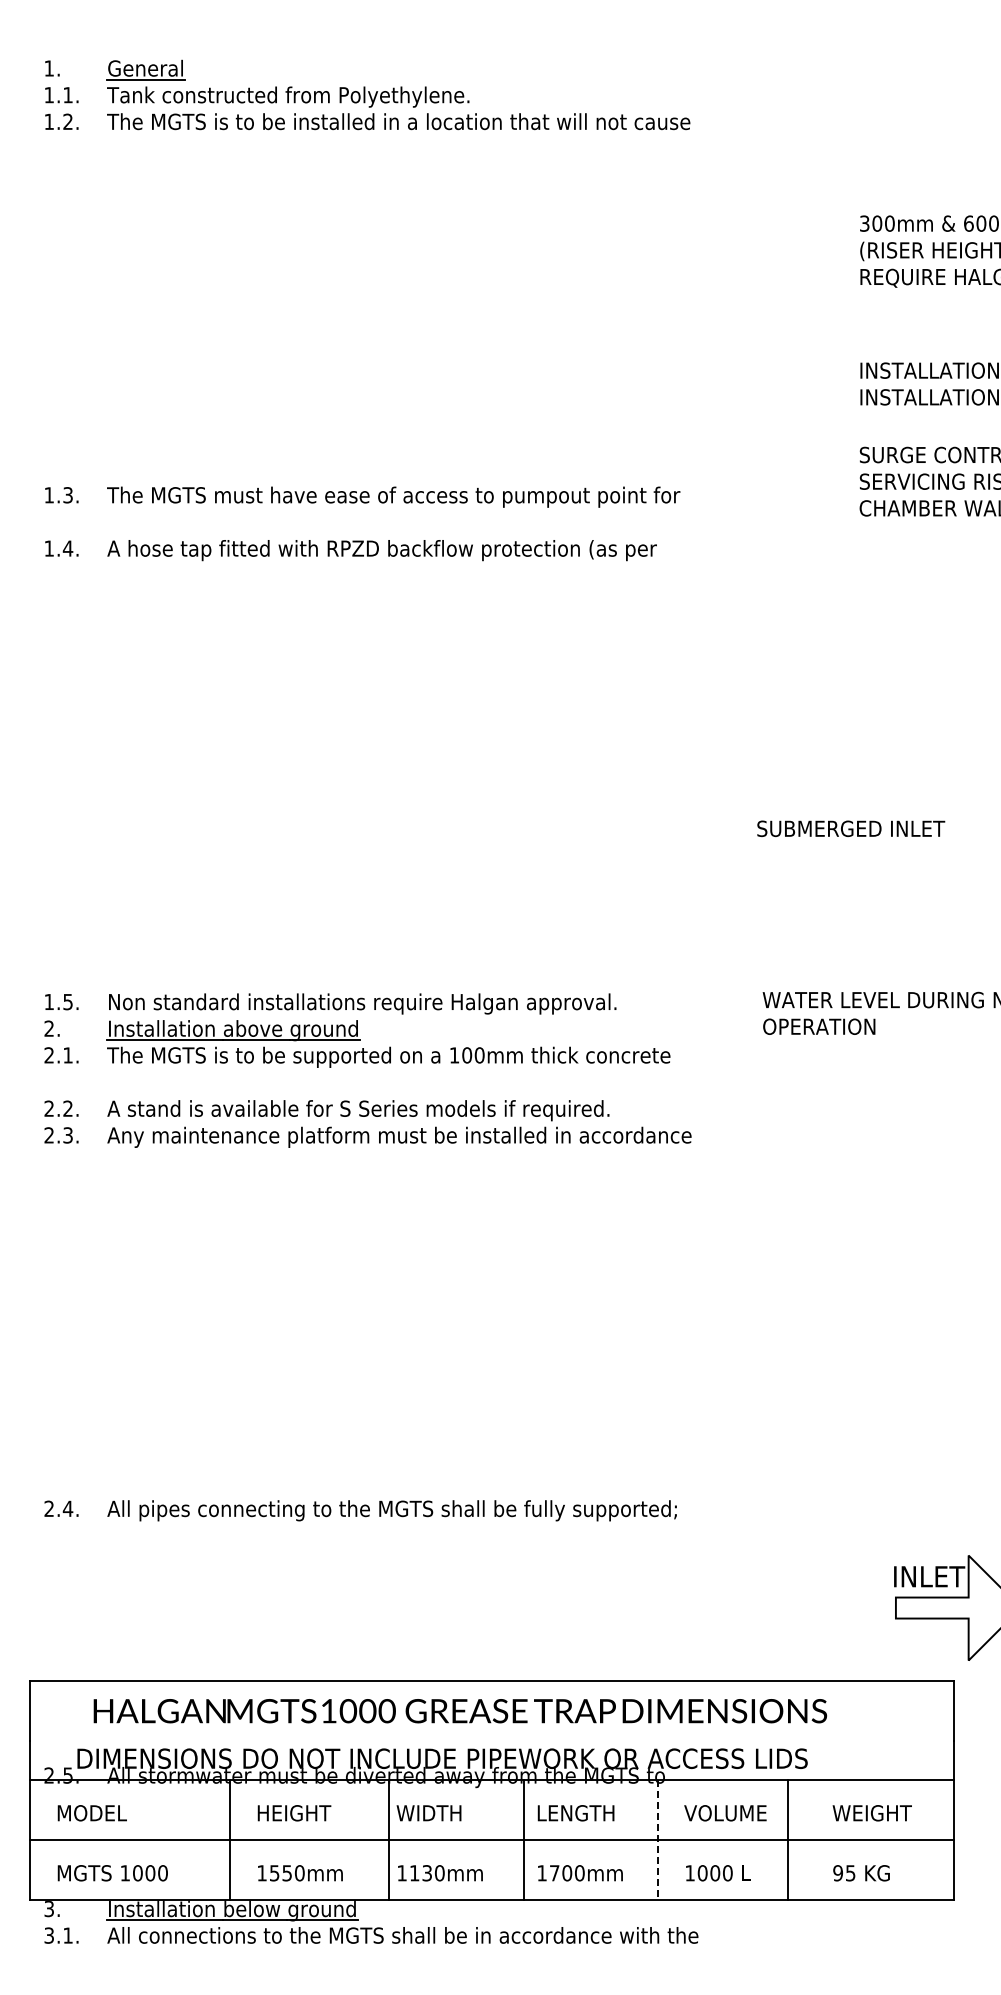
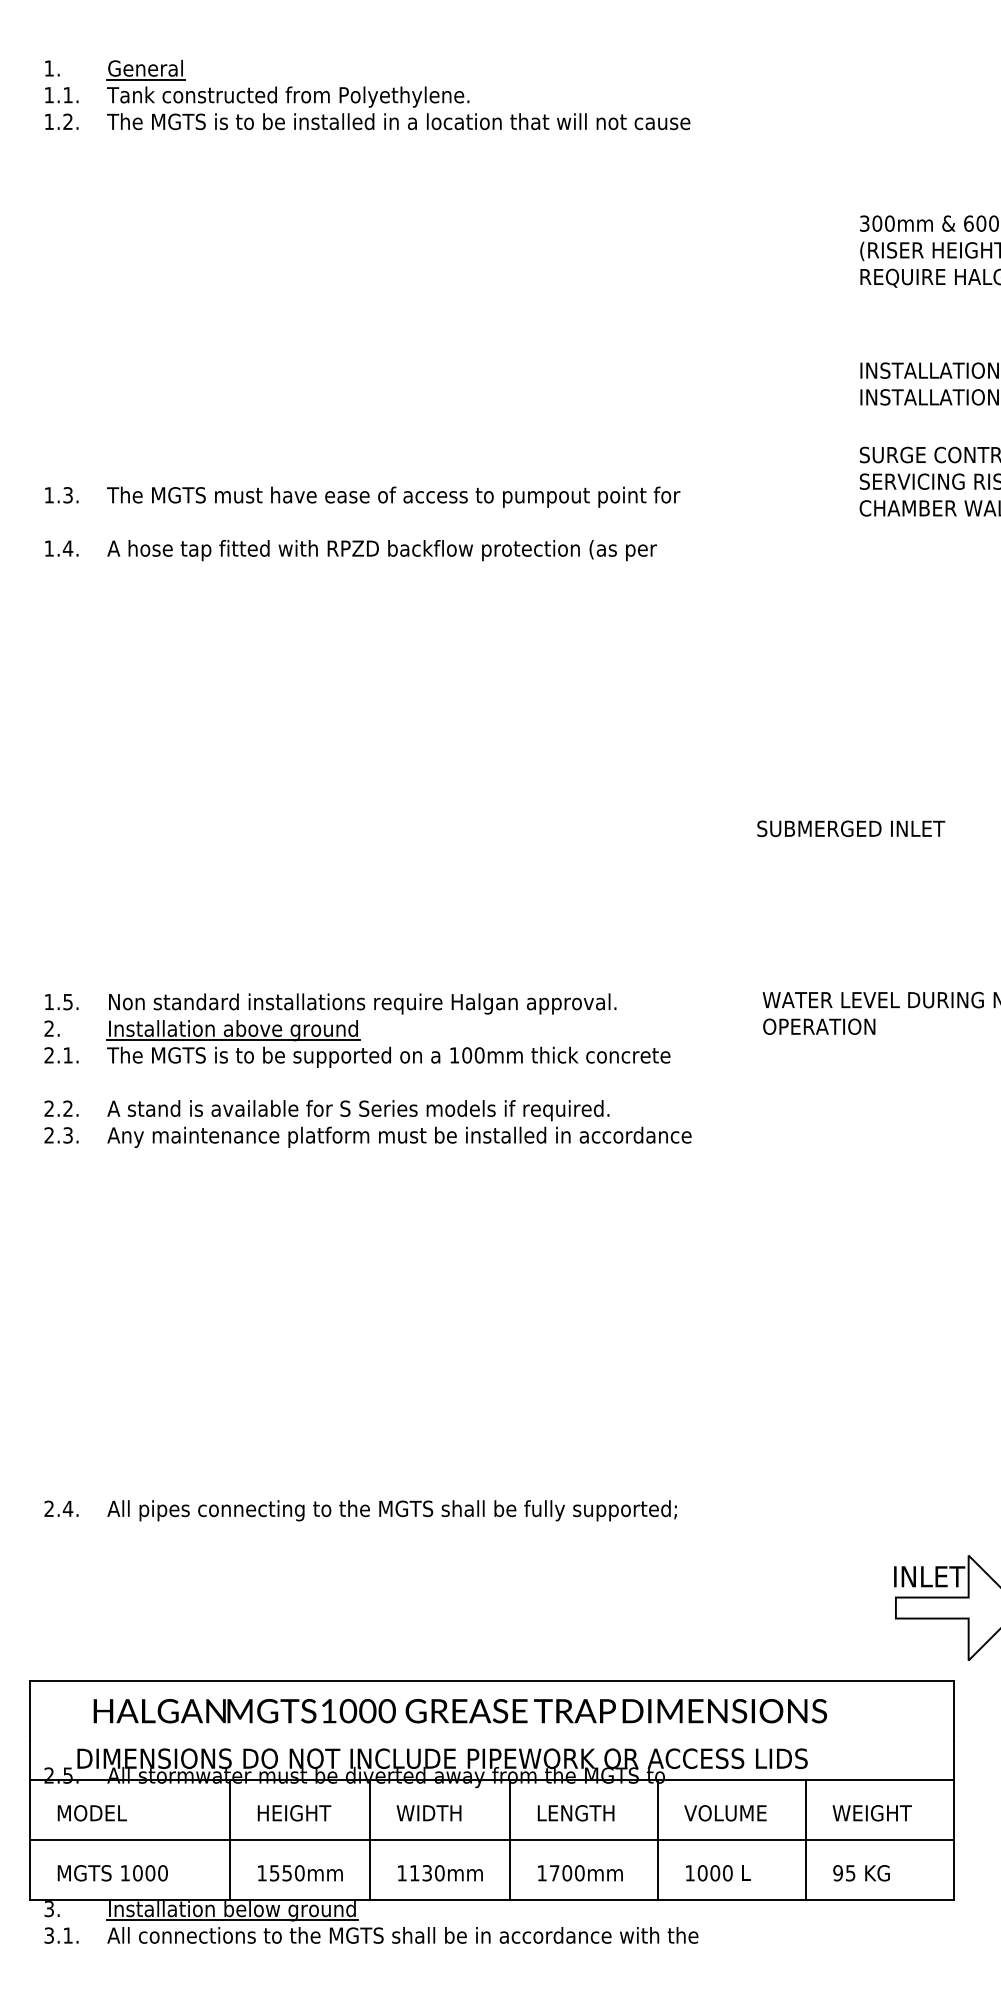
line position: (389, 1839) -> (370, 1839) (370, 1839)
line position: (524, 1839) -> (510, 1839) (510, 1839)
line position: (788, 1839) -> (806, 1839) (806, 1839)
line: dashed -> solid (658, 1840)
